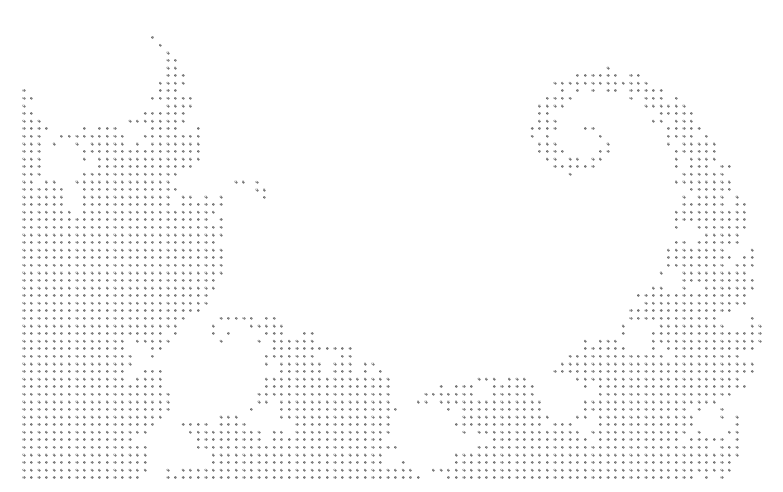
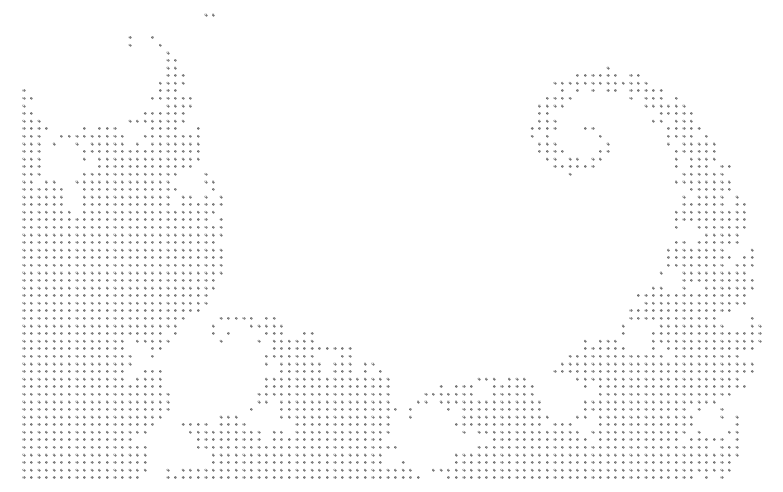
part: none -> present (129, 41)
part position: (239, 181) -> (209, 14) (209, 14)
part position: (260, 189) -> (209, 181) (209, 181)
part: none -> present (410, 413)
